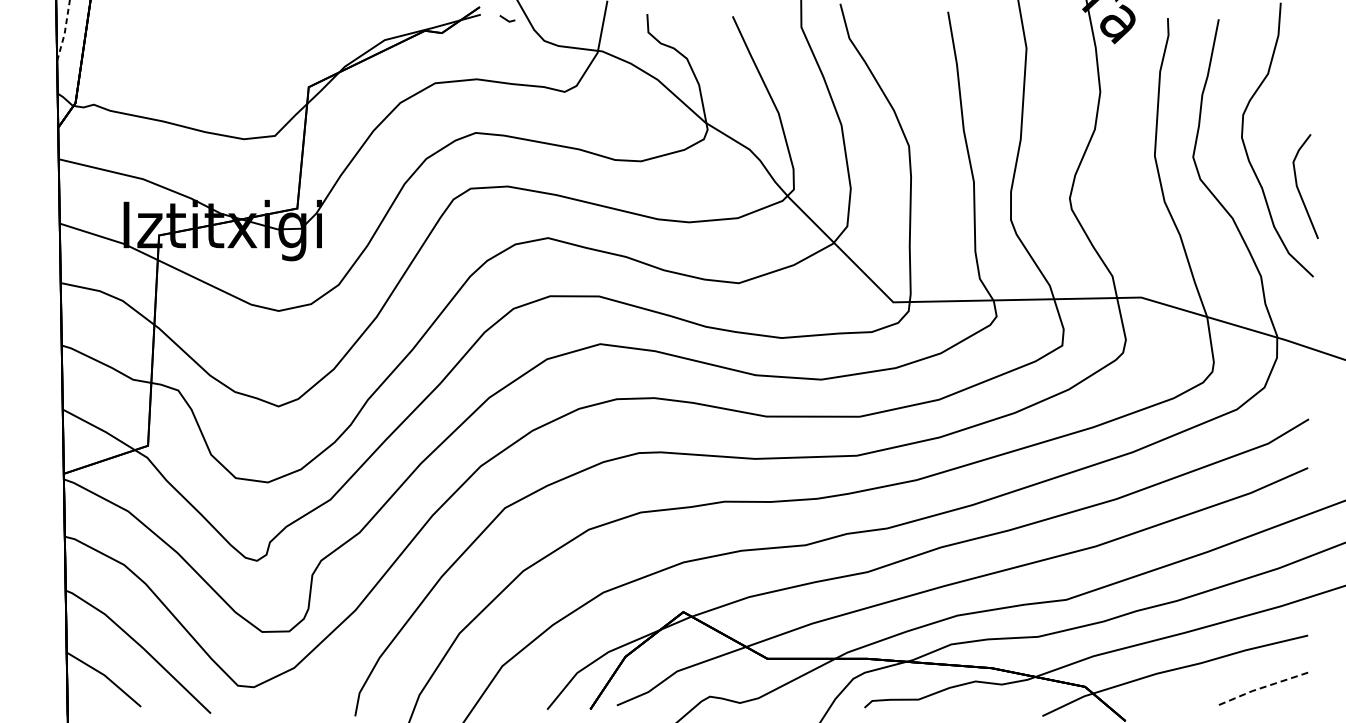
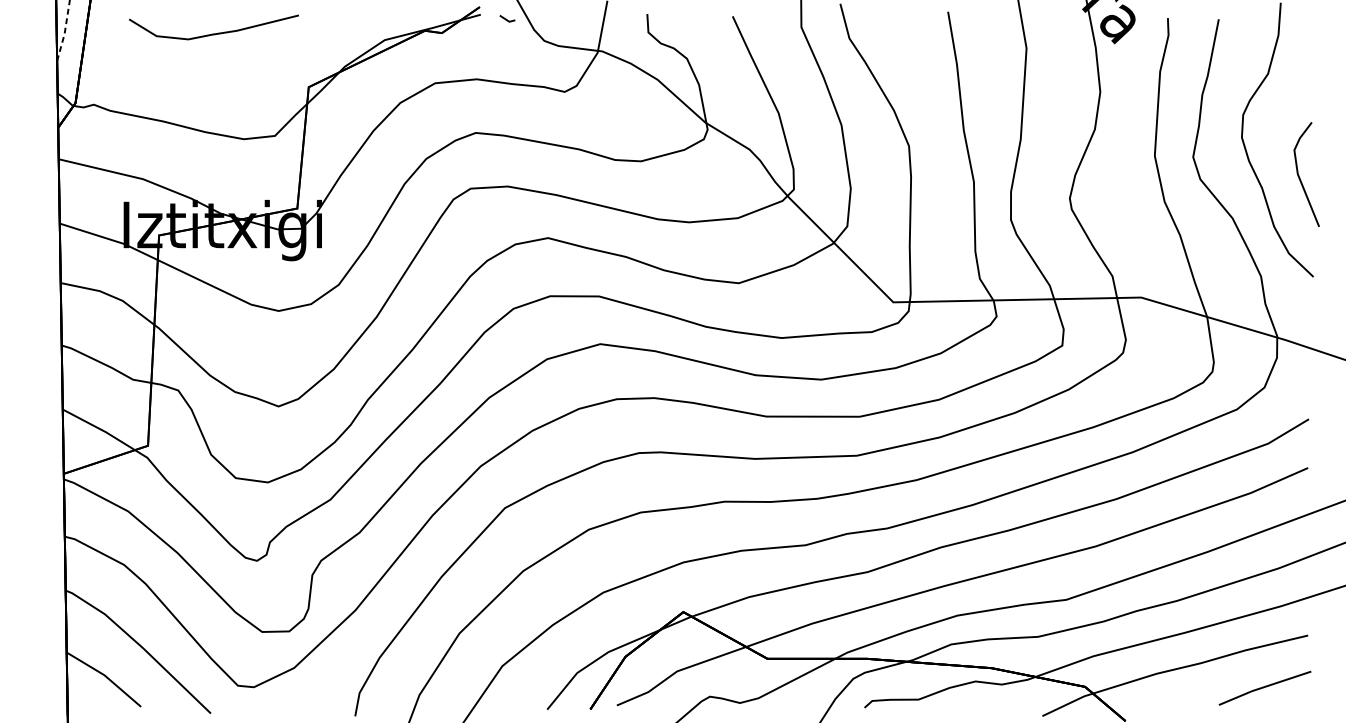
curve: none -> present (213, 33)
line position: (1299, 189) -> (1300, 177) (1300, 177)
line: dashed -> solid (1264, 687)
